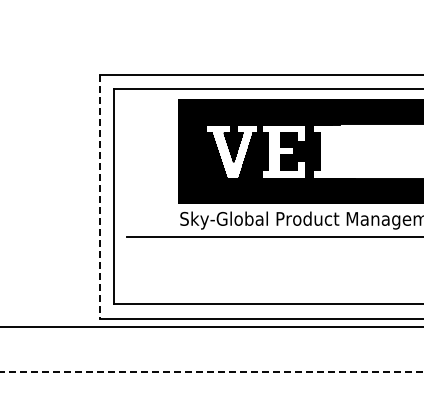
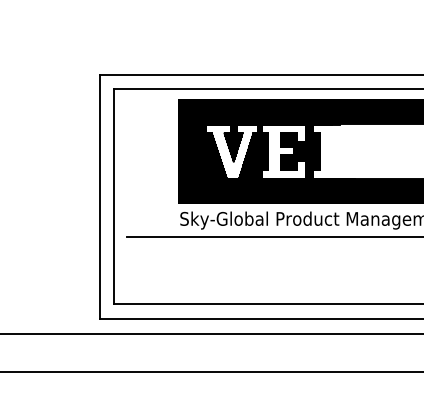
line: dashed -> solid (99, 196)
line position: (211, 327) -> (211, 334) (211, 334)
line: dashed -> solid (212, 372)
